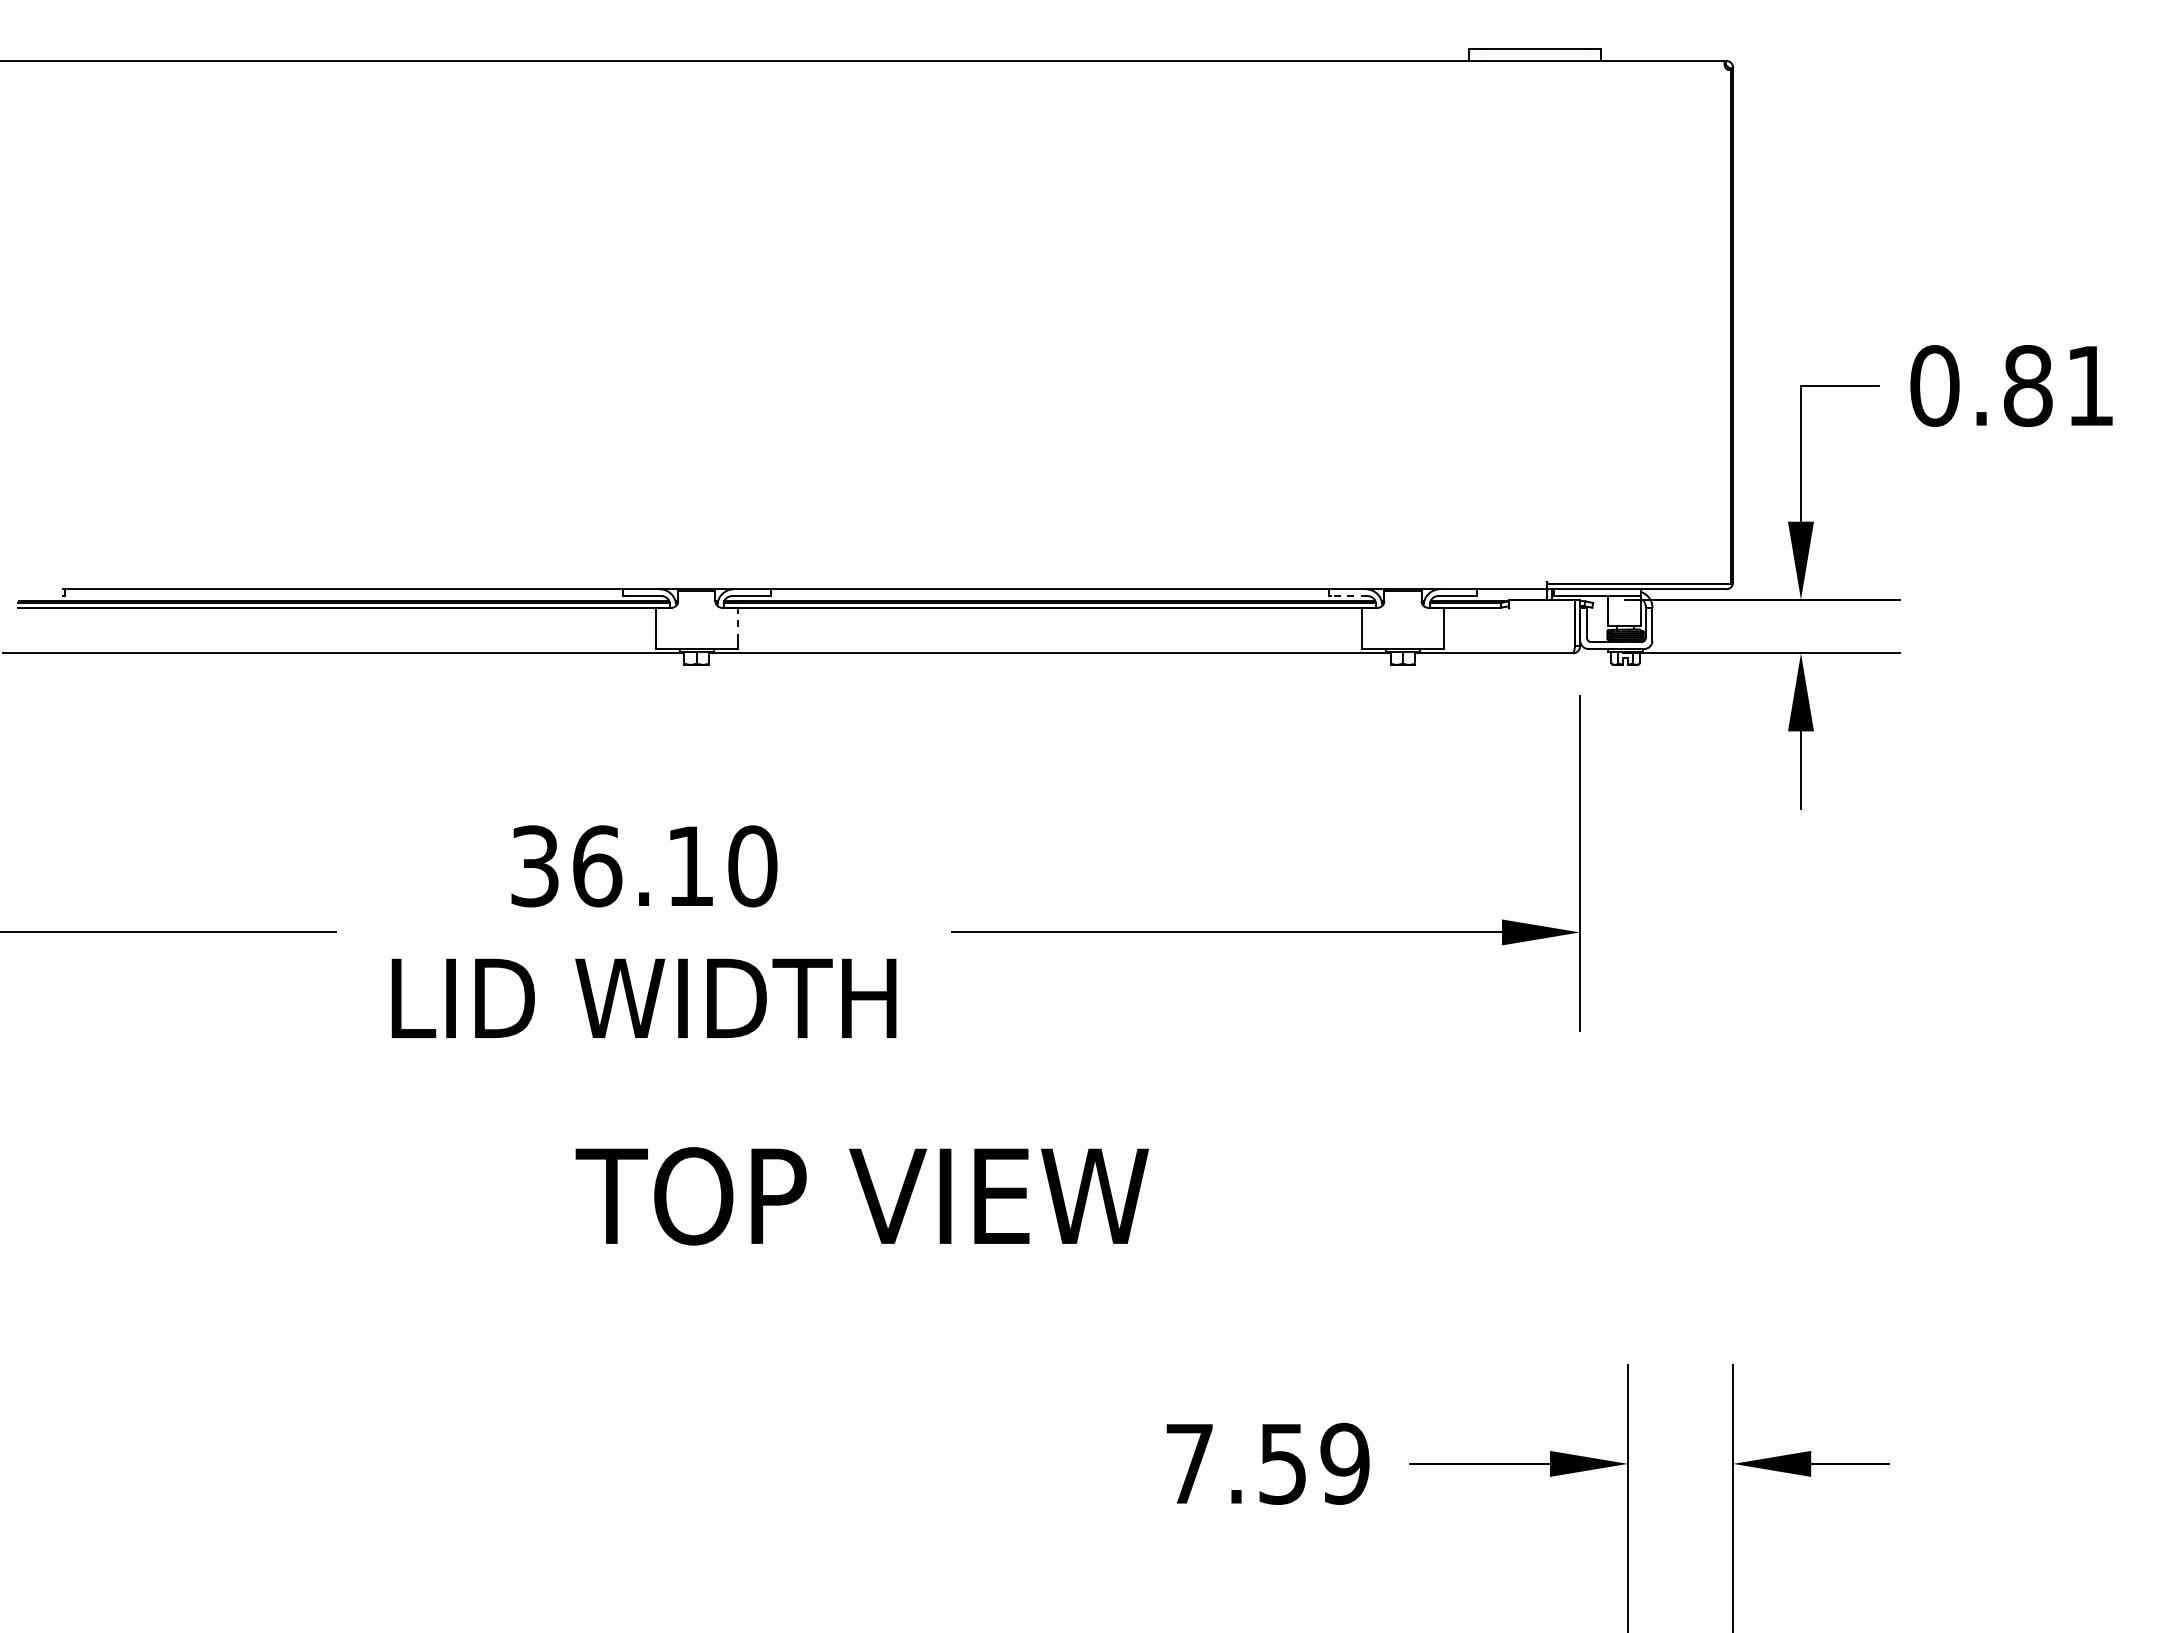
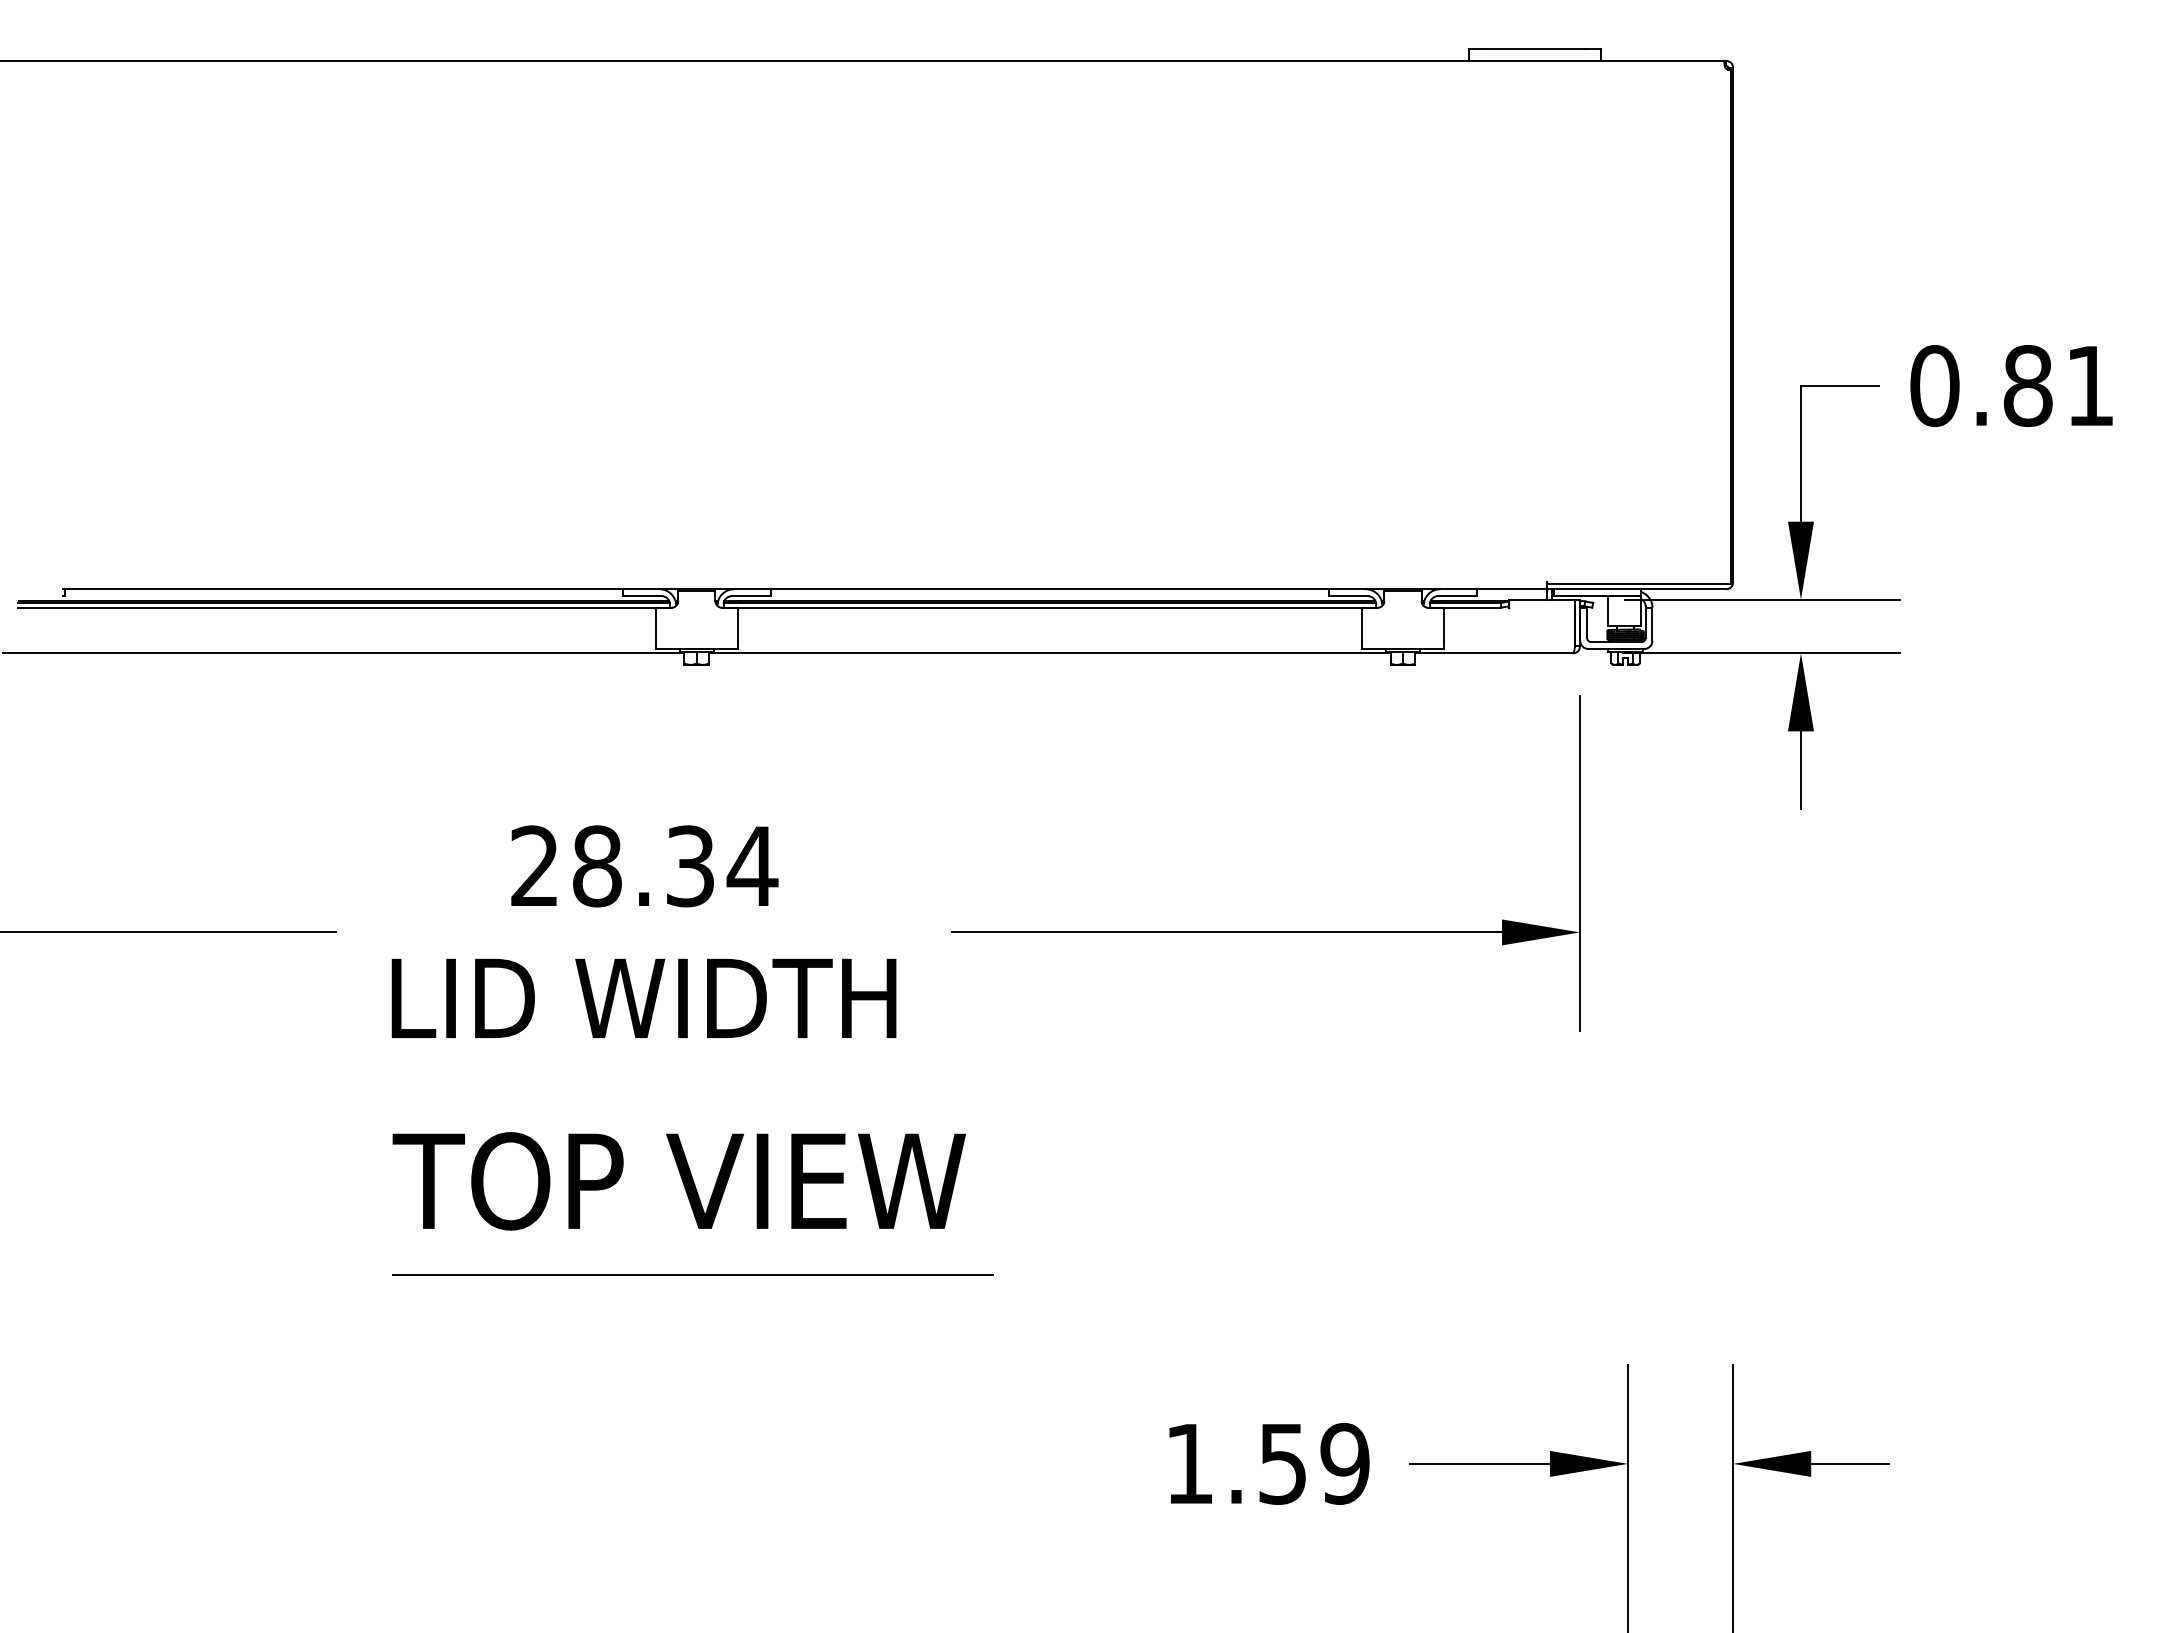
line: dashed -> solid (1349, 596)
line: dashed -> solid (738, 625)
text: 36.10 -> 28.34 (644, 866)
text position: (861, 1196) -> (678, 1181) (678, 1181)
line: none -> present (692, 1274)
text: 7.59 -> 1.59 (1189, 1463)
